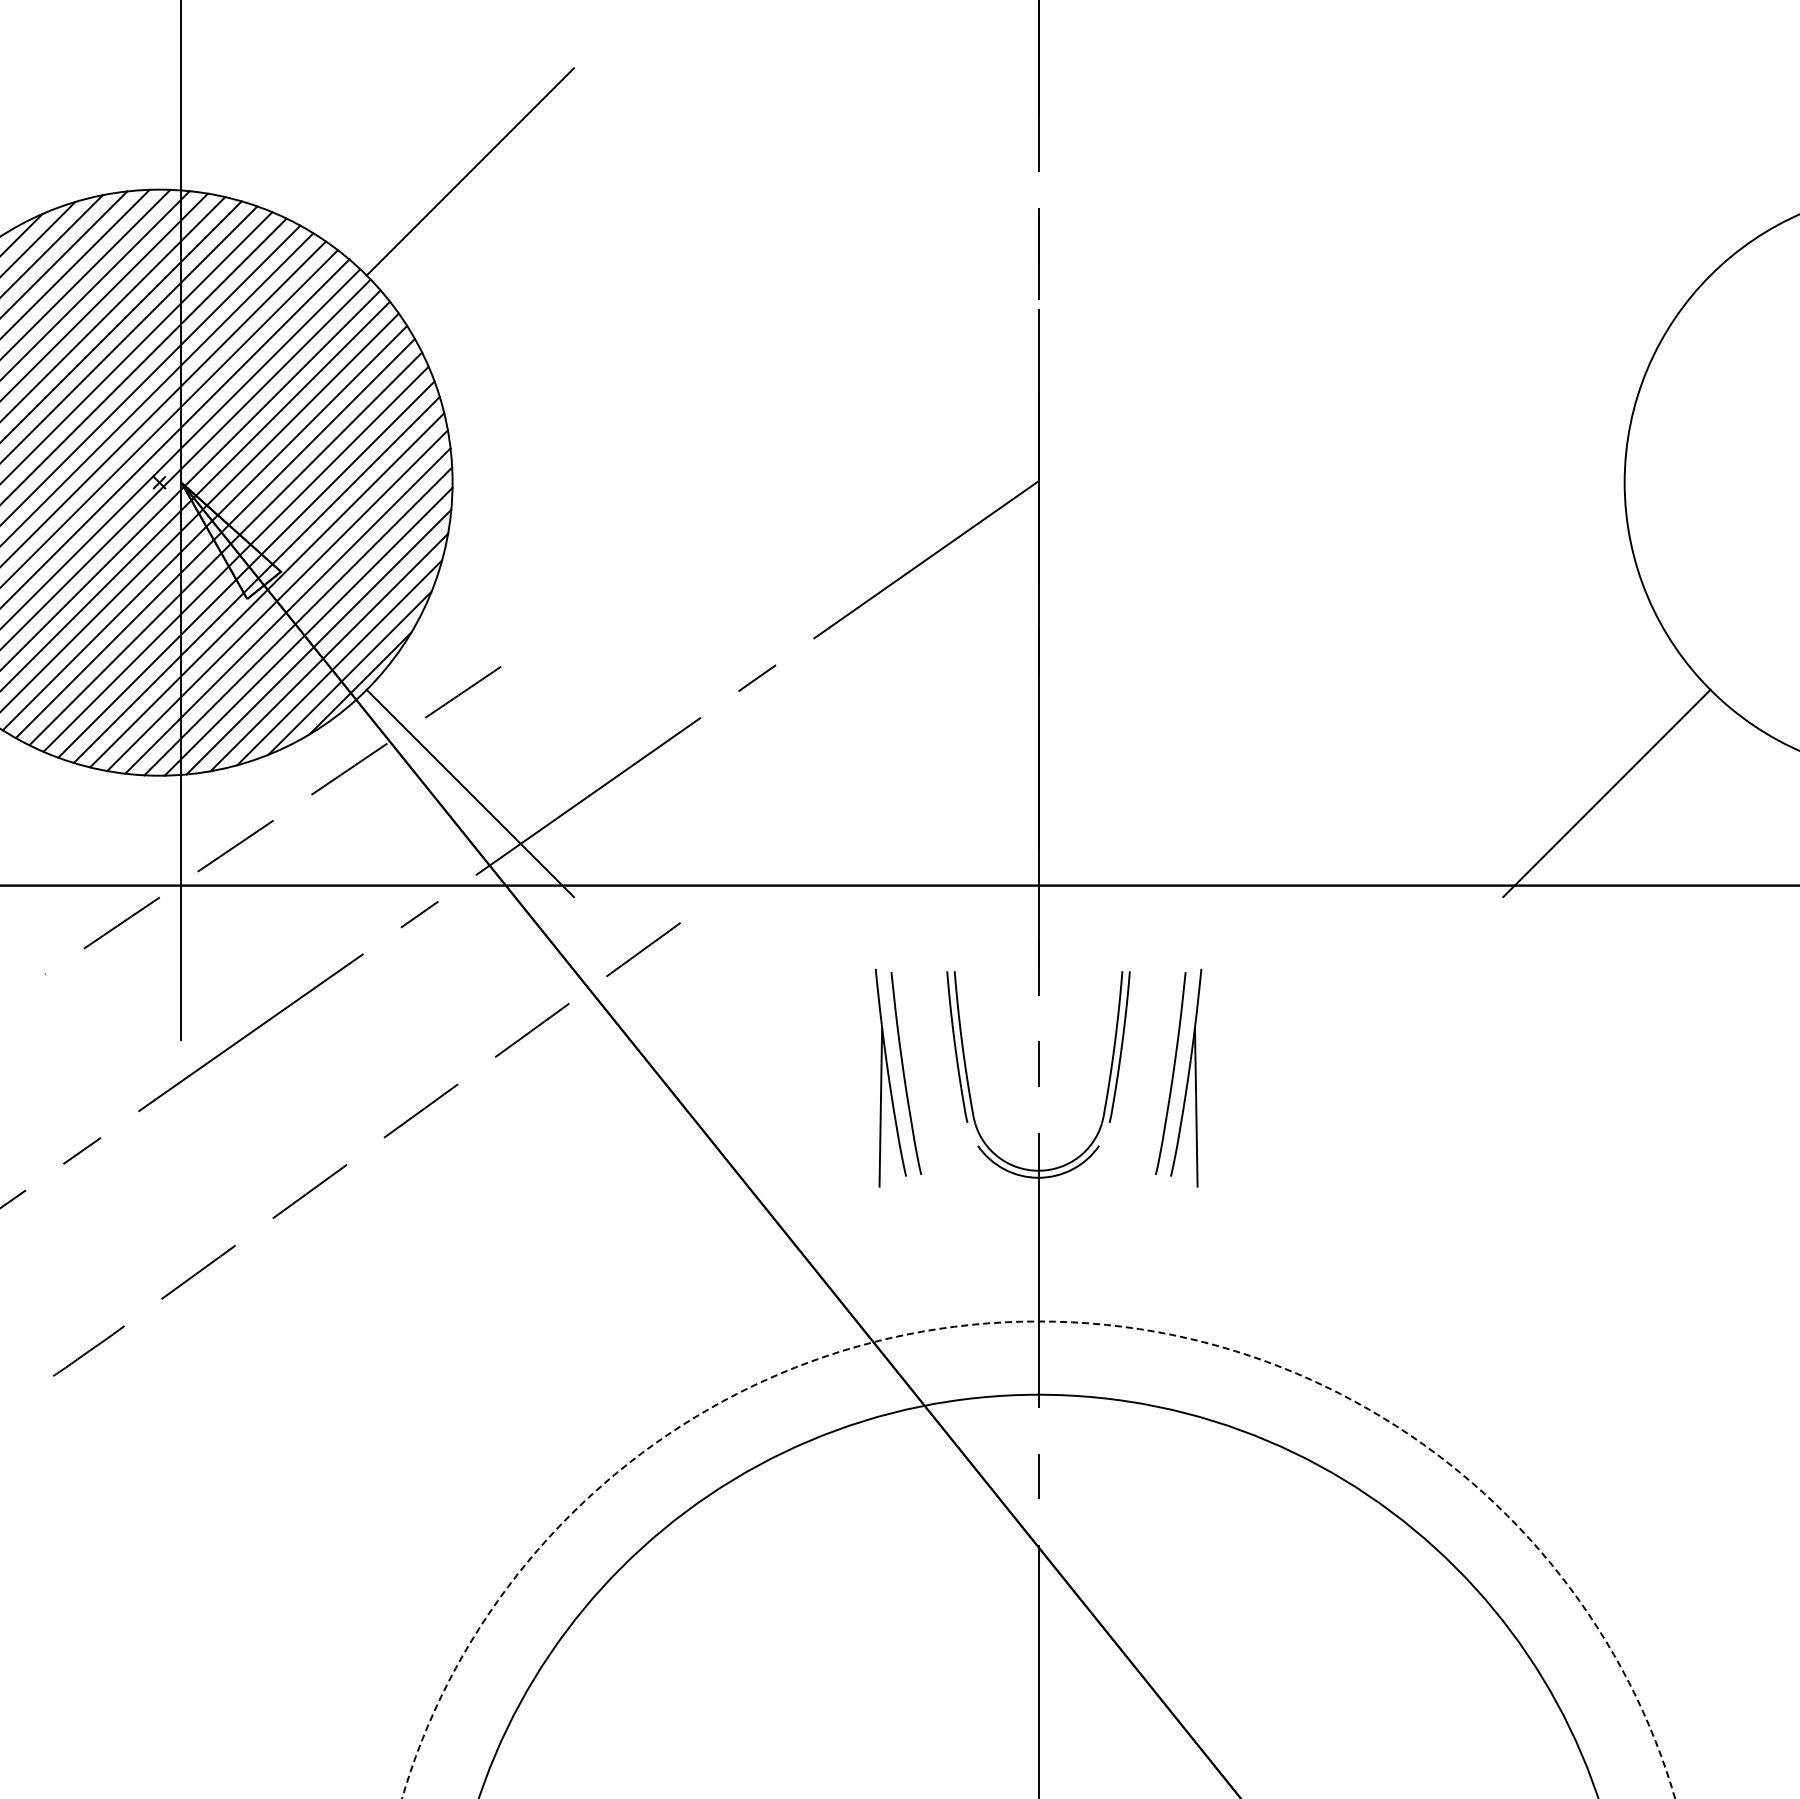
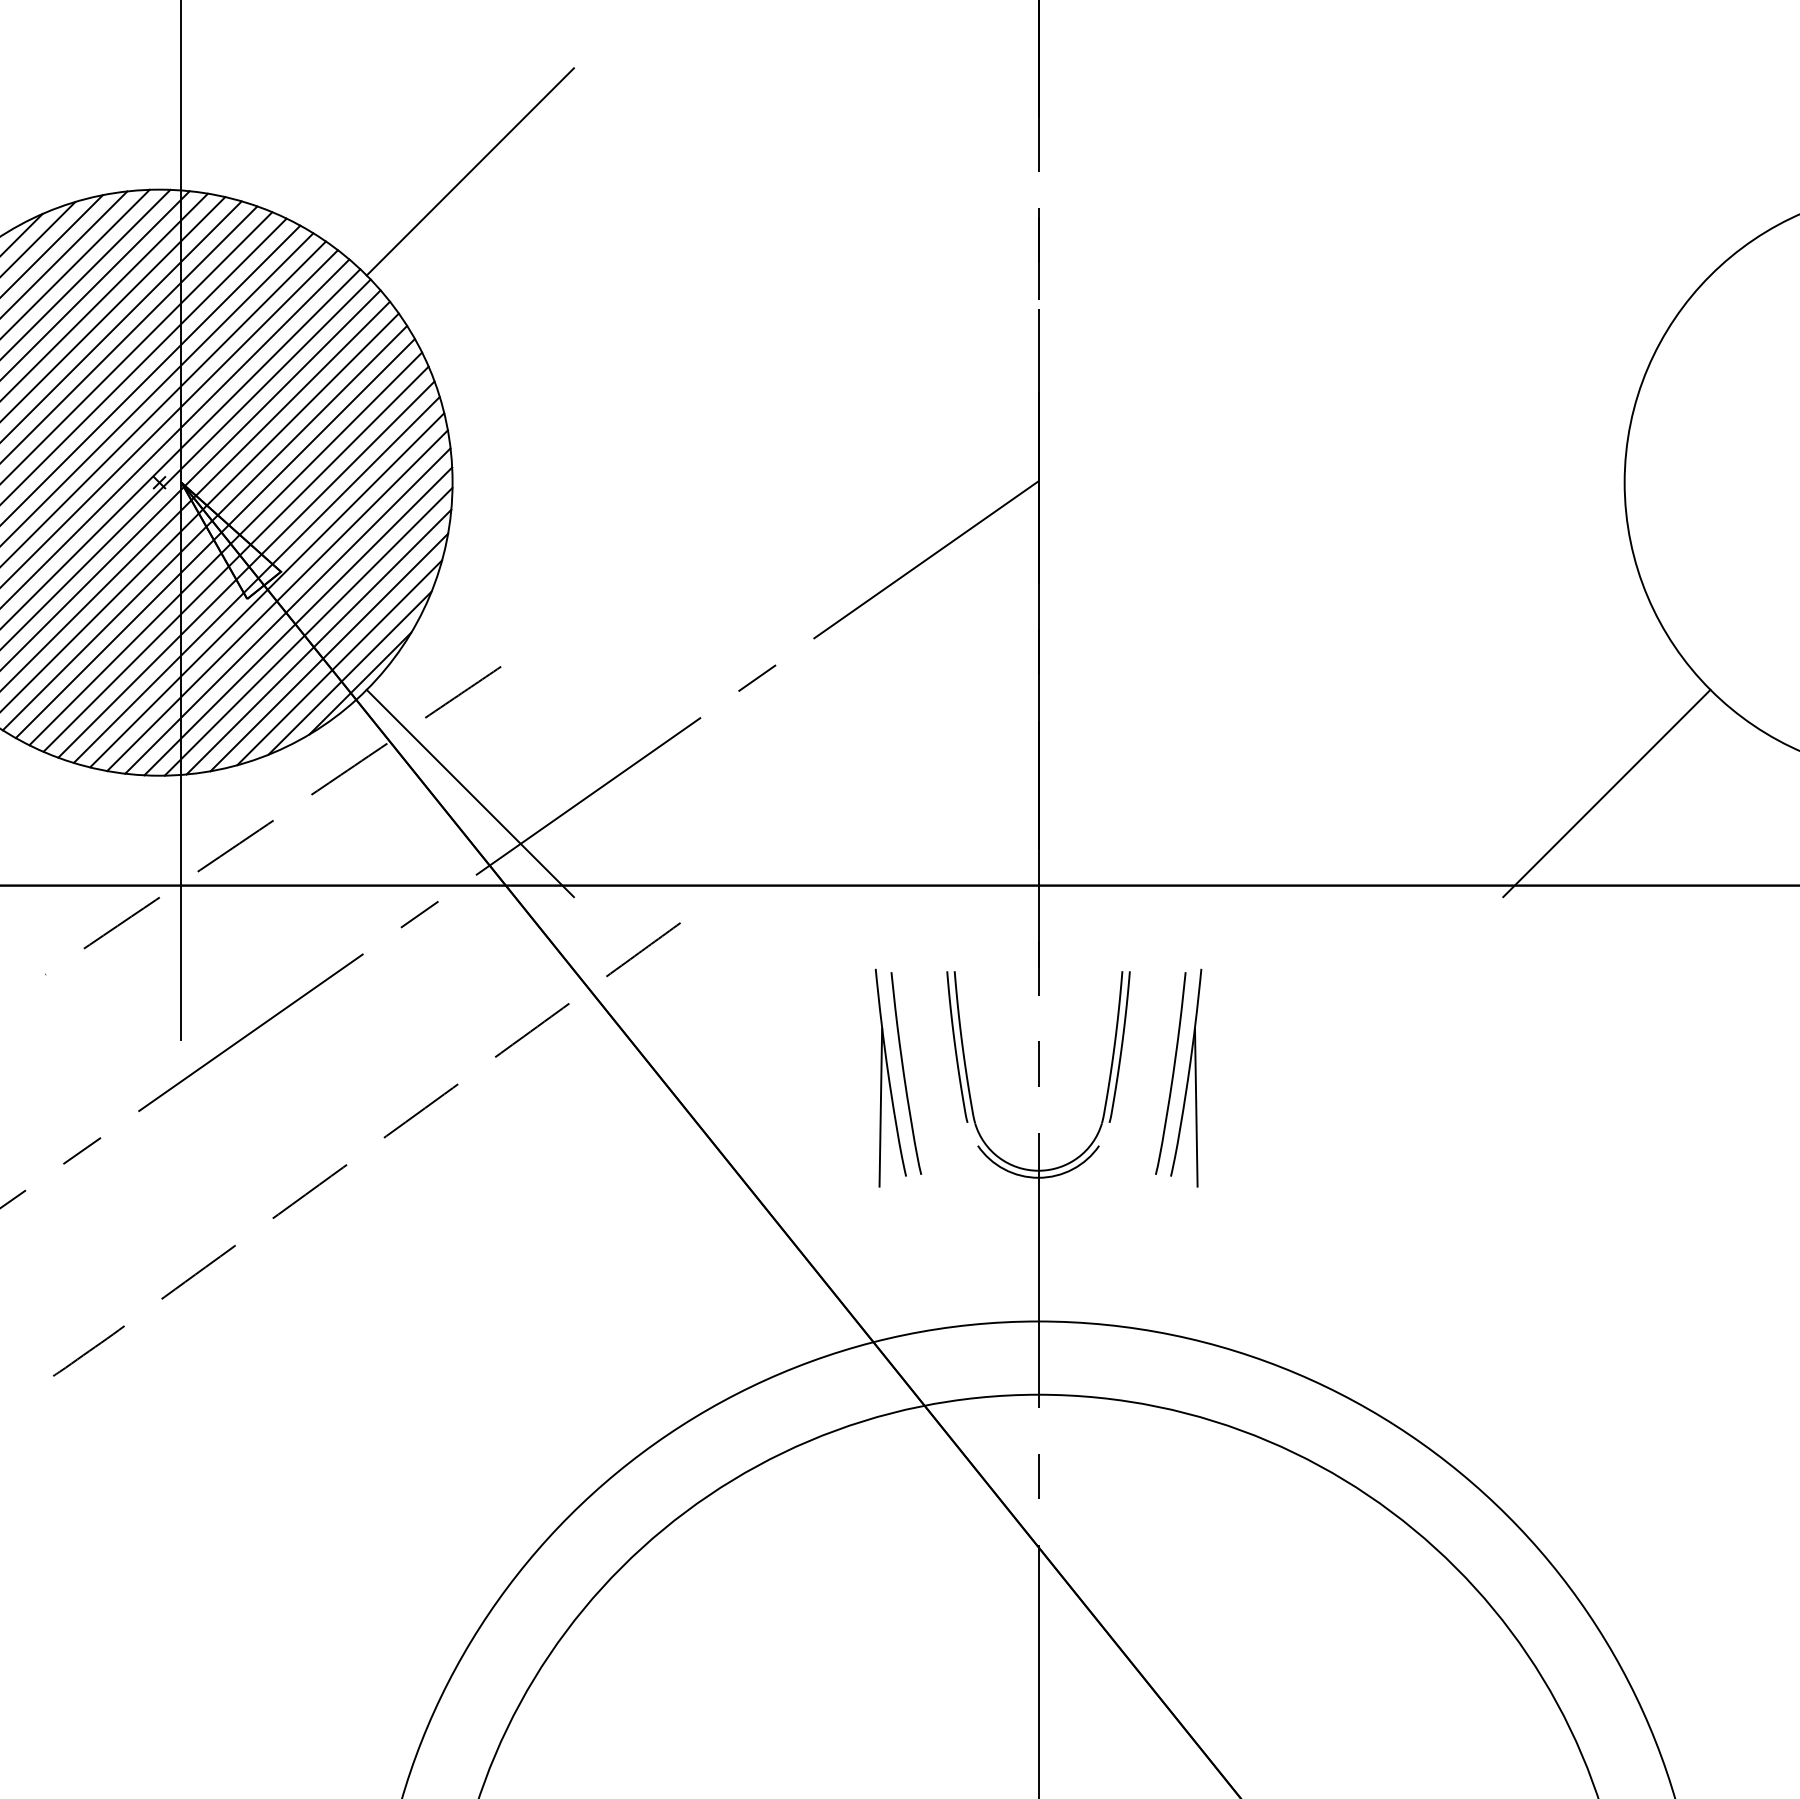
circle: dashed -> solid (1038, 1559)
